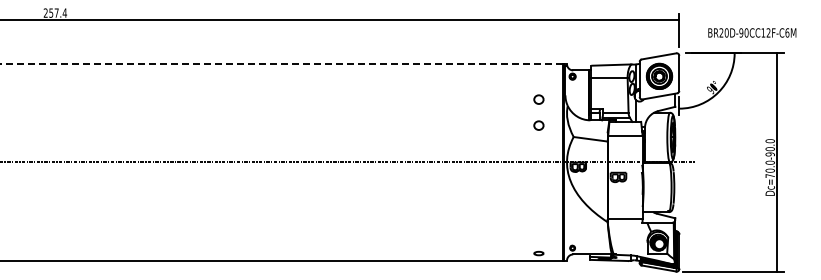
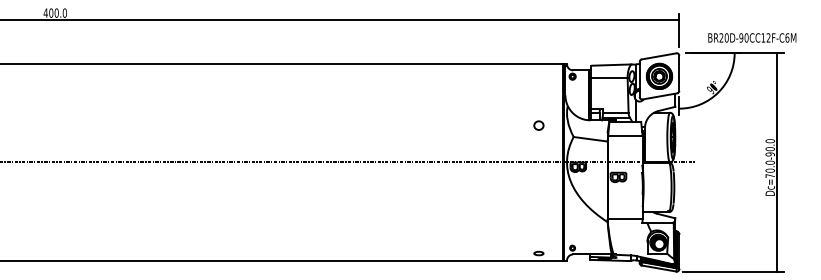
text: 257.4 -> 400.0 (55, 12)
text position: (752, 32) -> (752, 37) (752, 37)
line: dashed -> solid (281, 64)
part: present -> none (538, 99)
